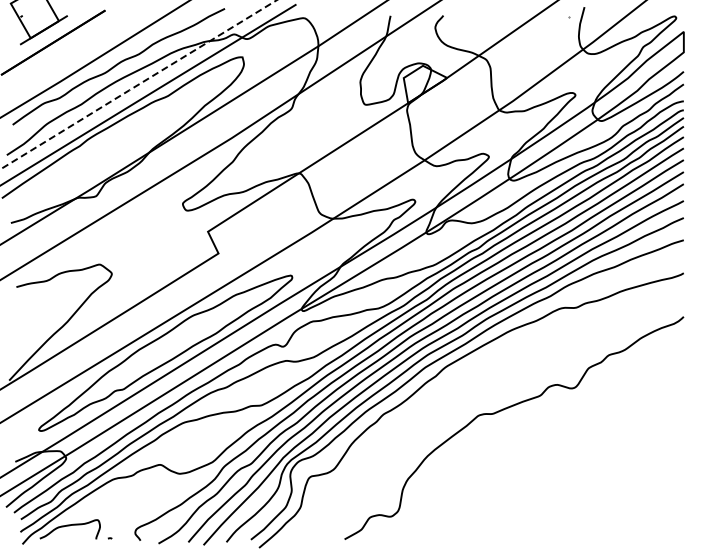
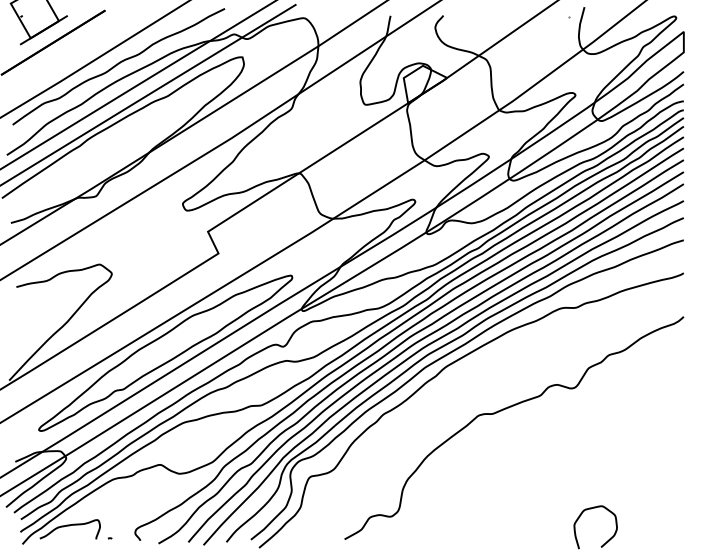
line: dashed -> solid (138, 84)
curve: none -> present (608, 539)
